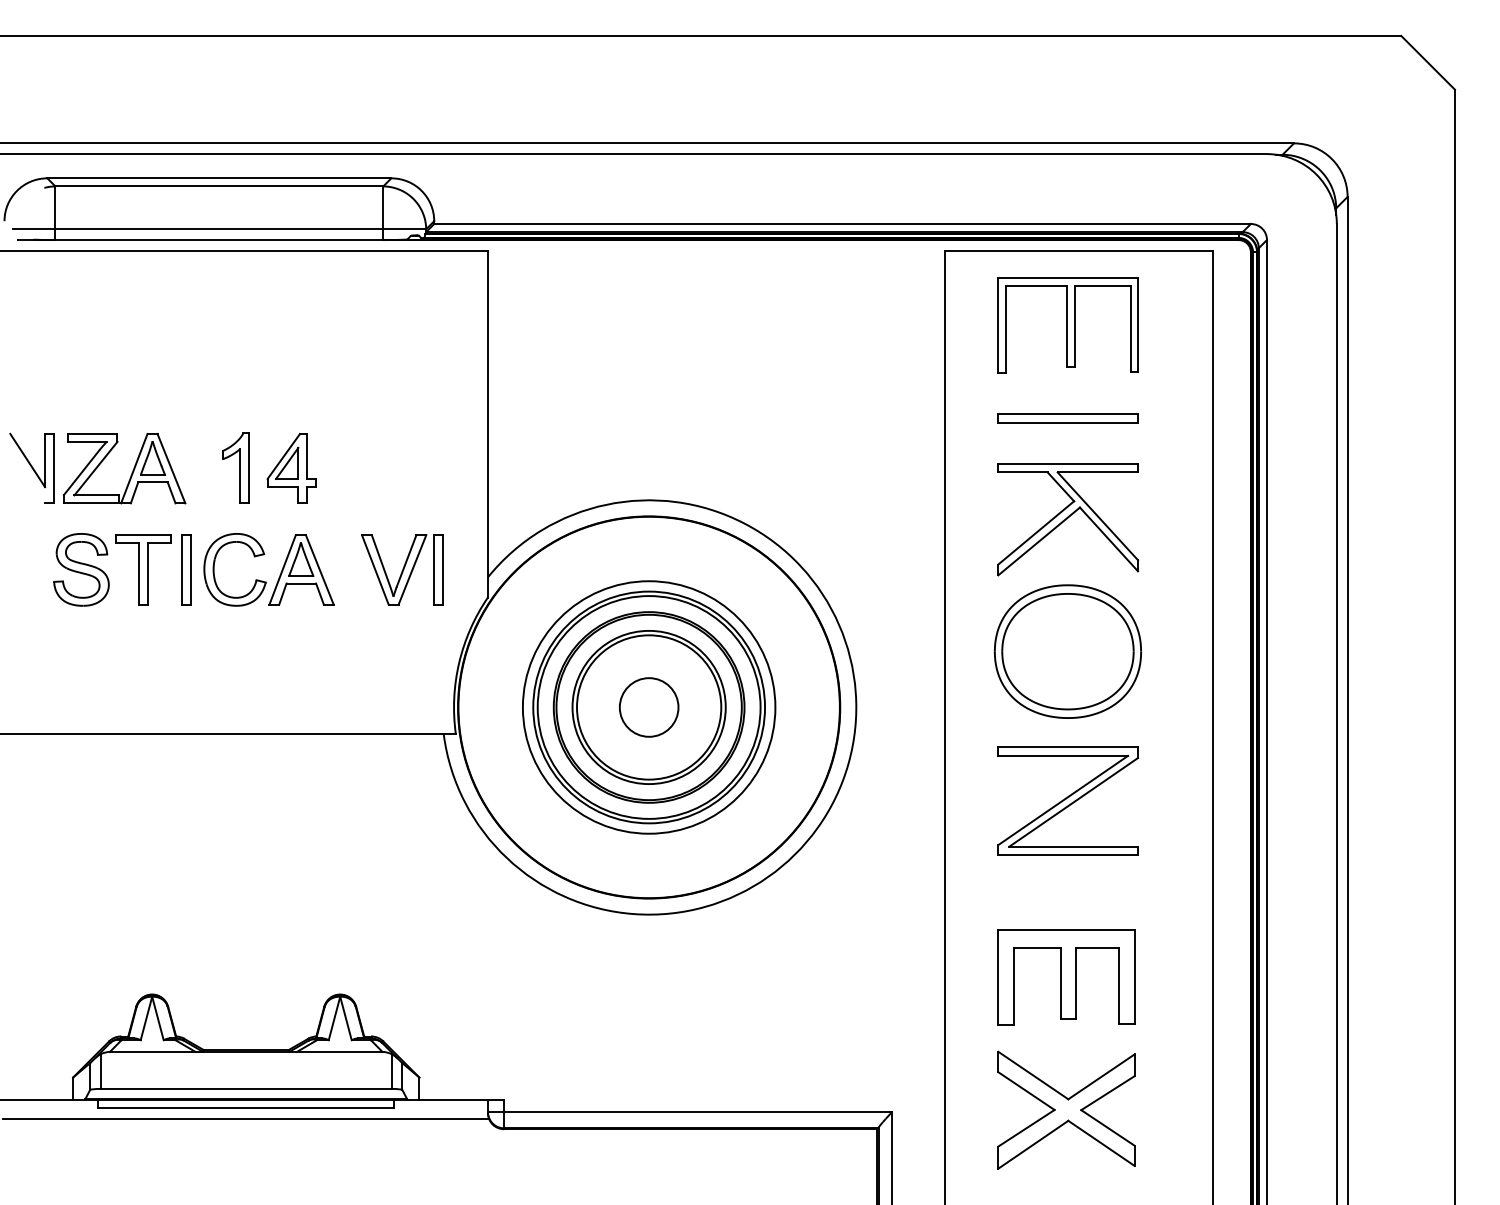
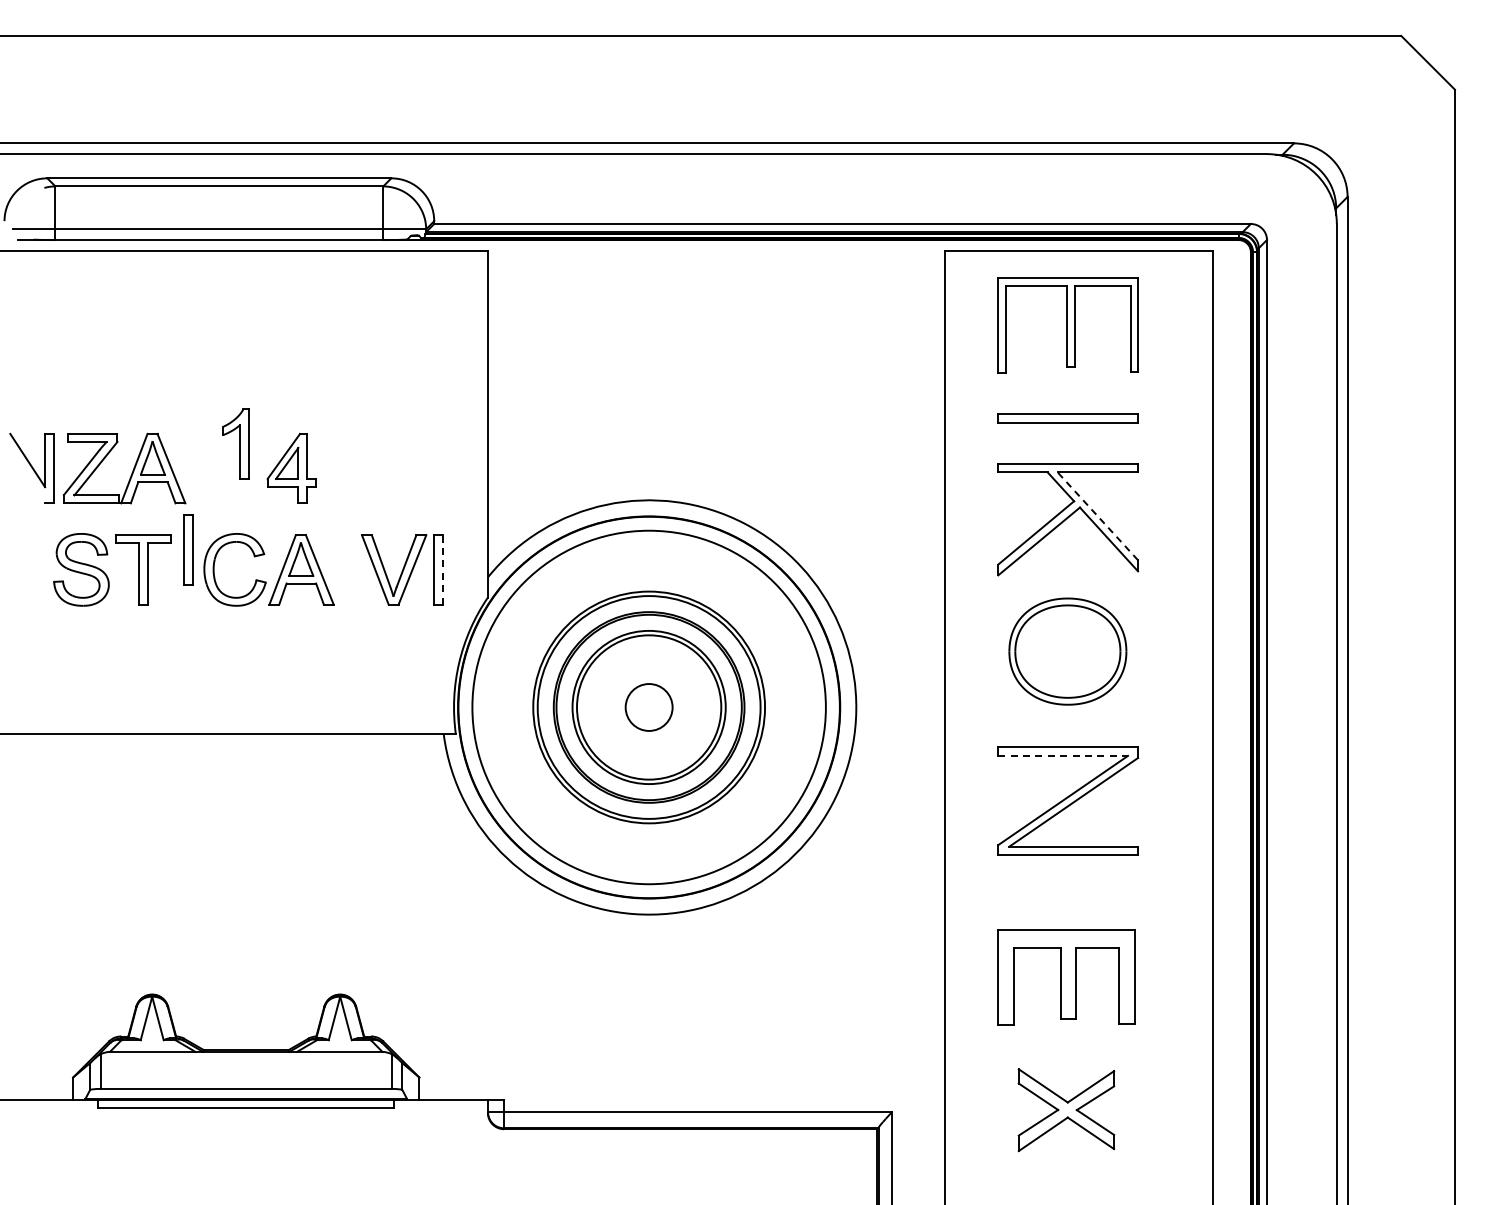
part position: (235, 467) -> (235, 443) (235, 443)
line: solid -> dashed (1097, 516)
part position: (186, 569) -> (188, 549) (188, 549)
line: solid -> dashed (443, 569)
part size: 149x135 px -> 120x109 px (1067, 651)
circle diameter: 252 px -> 353 px (648, 707)
circle diameter: 59 px -> 47 px (648, 707)
line: solid -> dashed (1063, 755)
part size: 139x120 px -> 99x85 px (1066, 1110)
line: present -> none (246, 1119)
